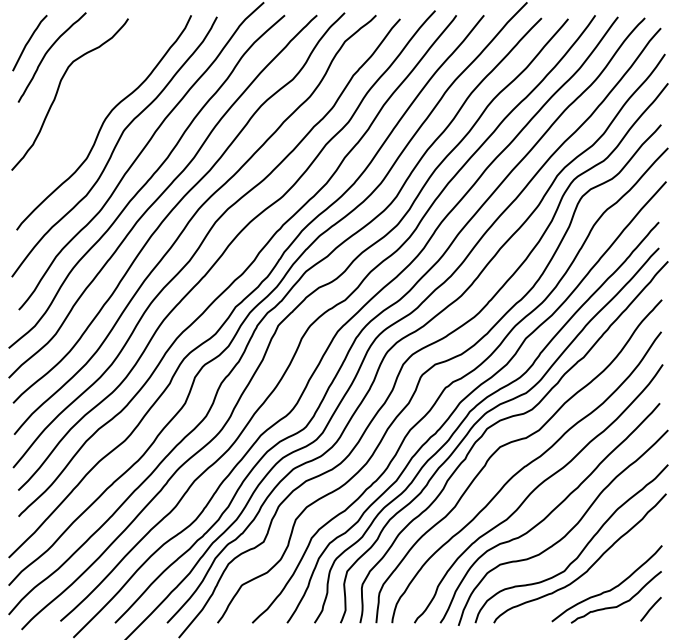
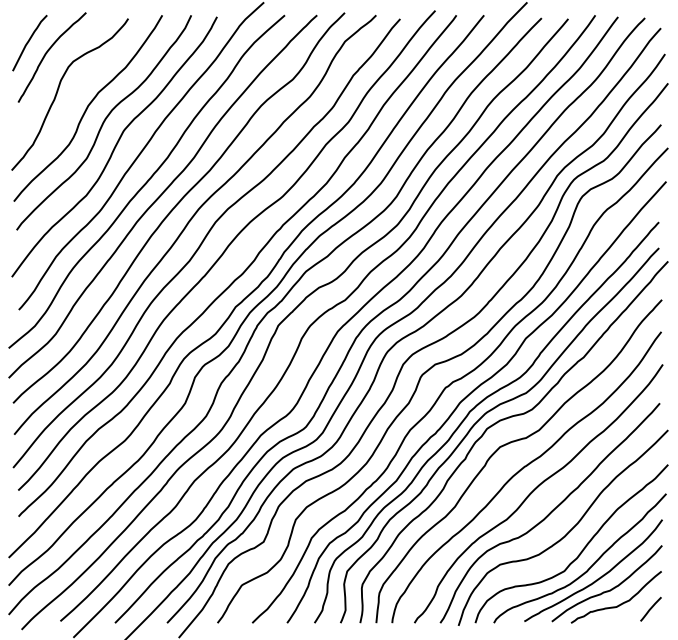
curve: none -> present (87, 108)
curve: none -> present (597, 578)
